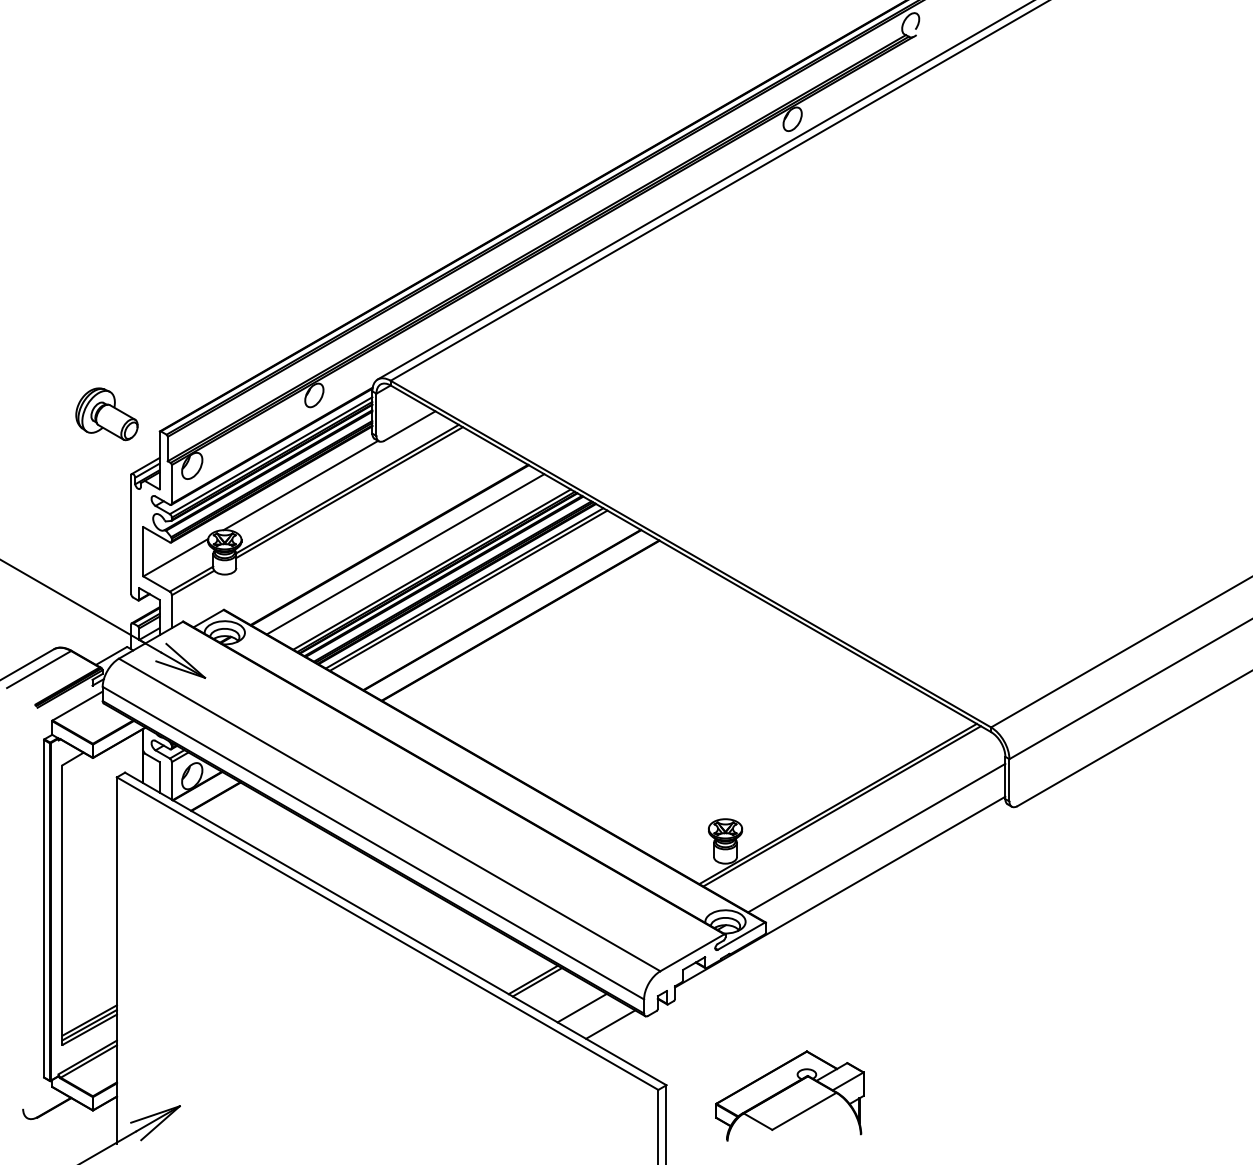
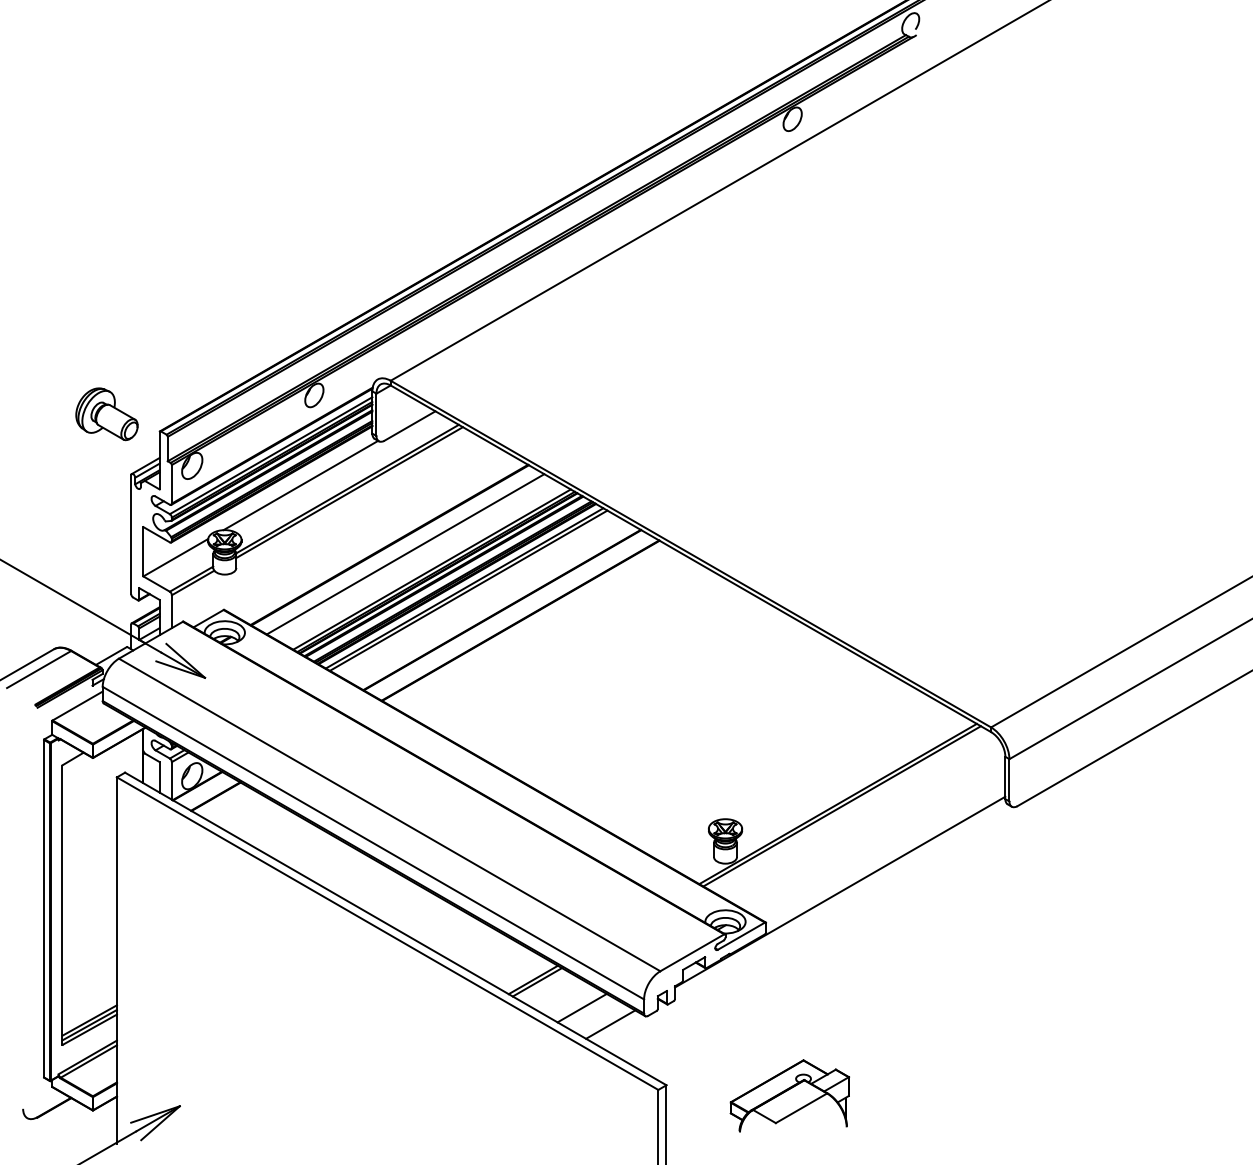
line: present -> none (704, 190)
line: present -> none (876, 837)
part size: 150x92 px -> 122x74 px (789, 1095)
